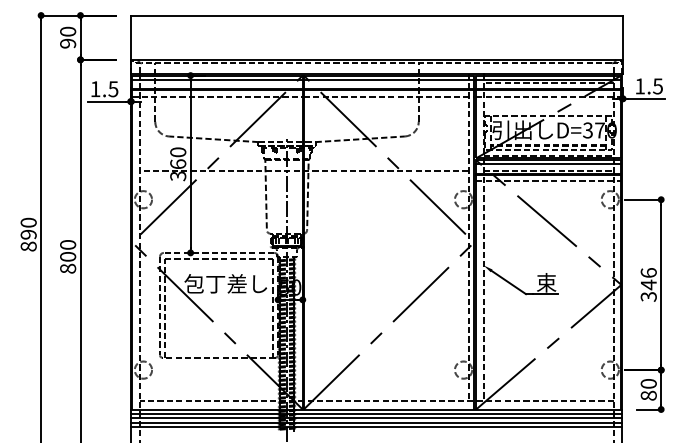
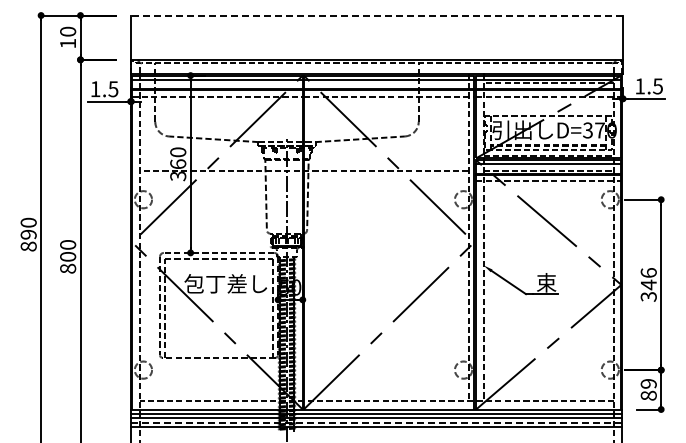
line: solid -> dashed (376, 15)
text: 90 -> 10 (68, 43)
text: 80 -> 89 (648, 383)
line: solid -> dashed (376, 422)
